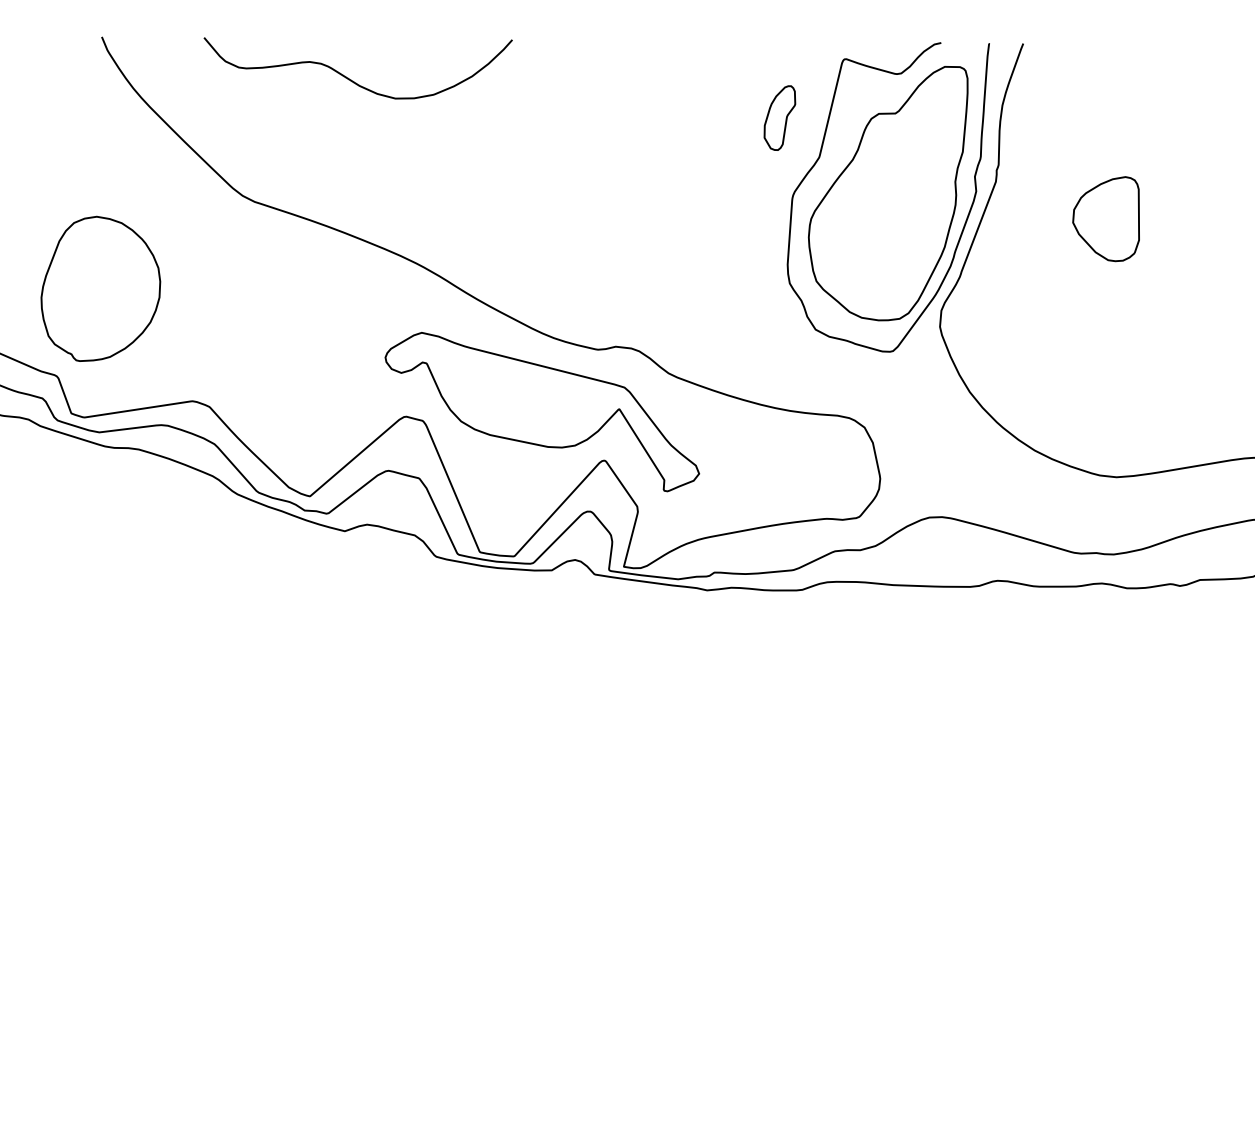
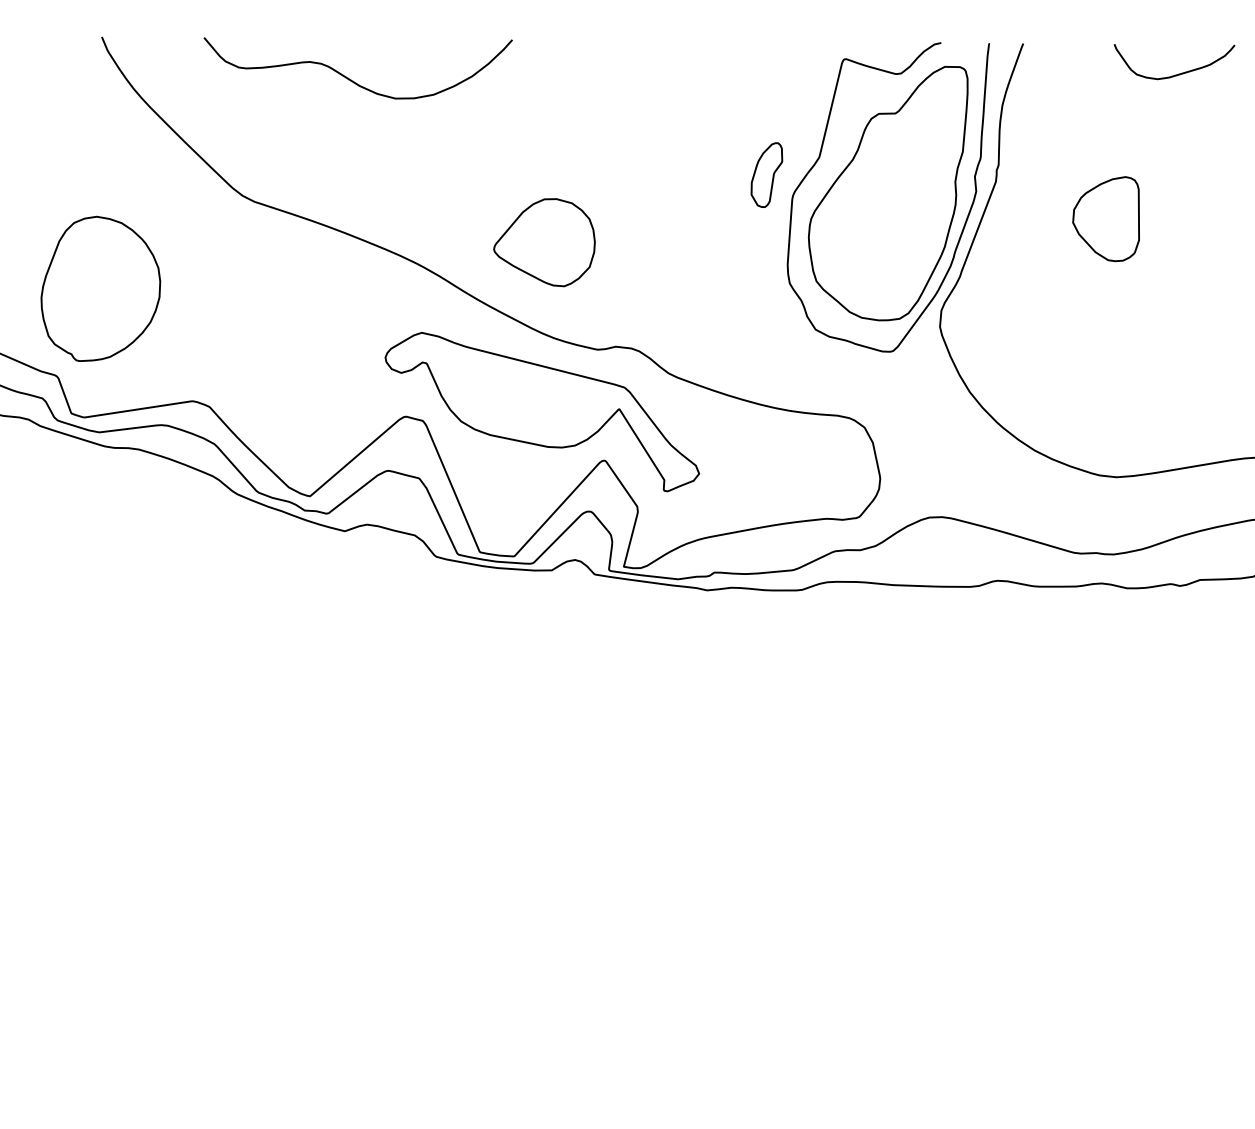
curve: none -> present (1178, 73)
part position: (779, 117) -> (766, 174) (766, 174)
part: none -> present (544, 242)
